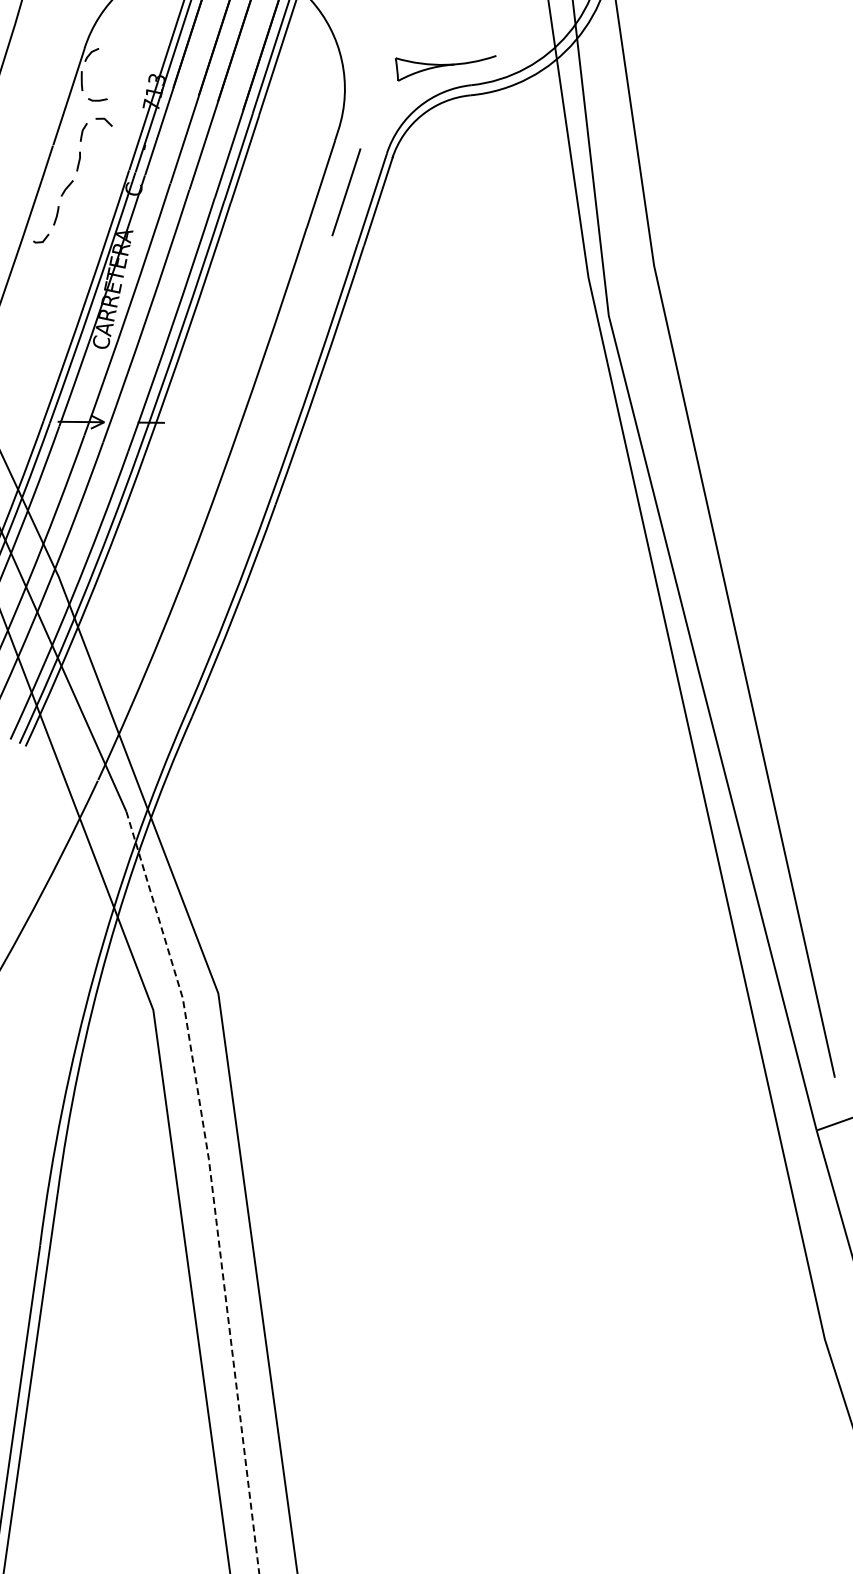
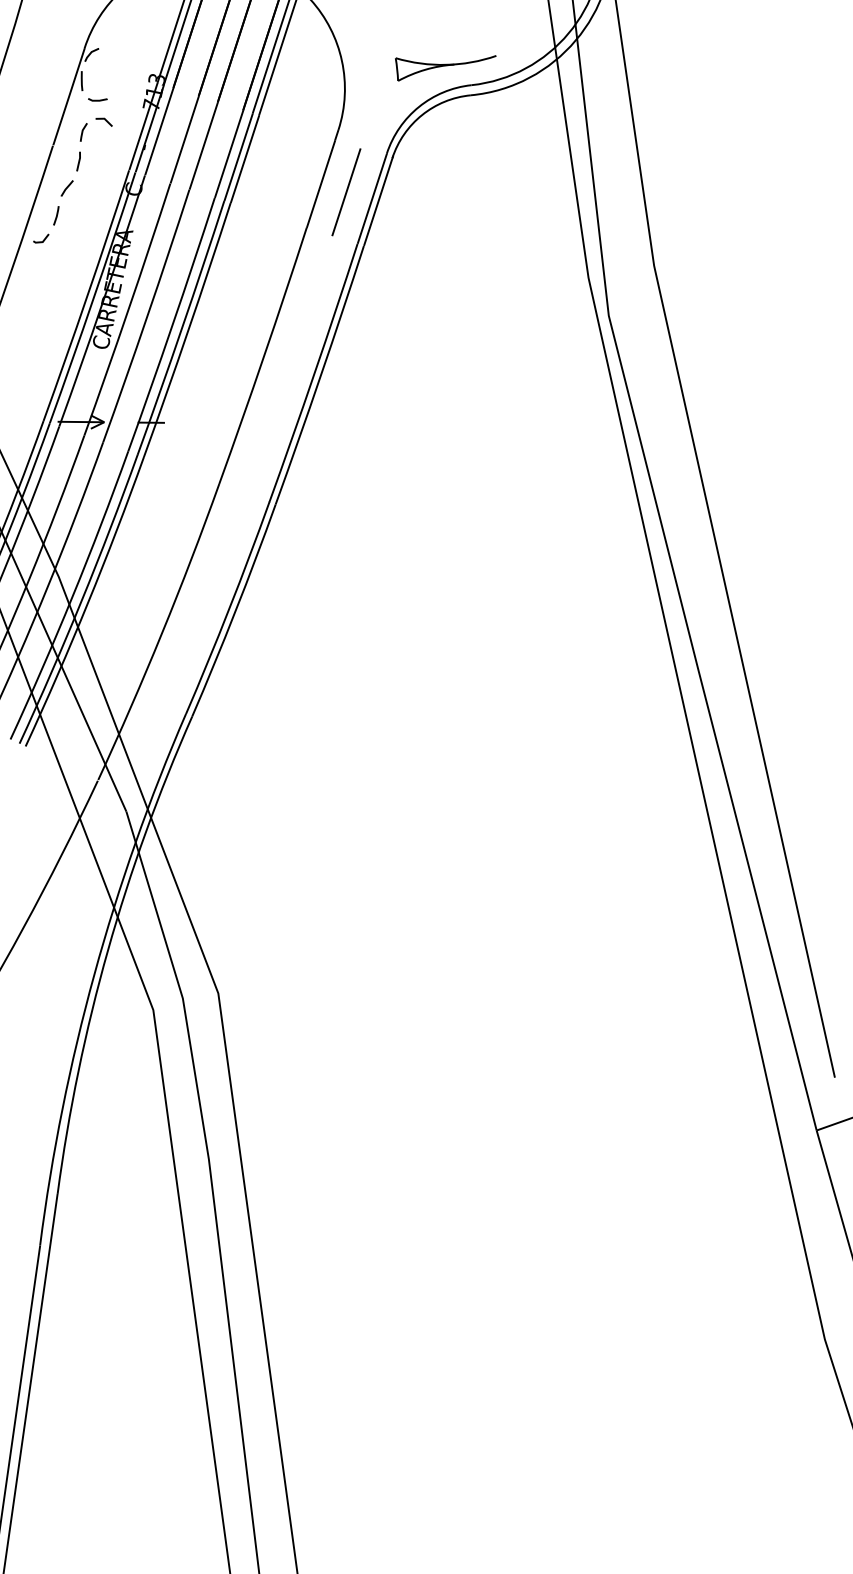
line: dashed -> solid (212, 1187)
